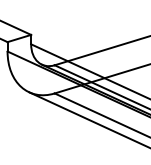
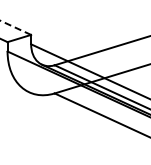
line: solid -> dashed (15, 27)
line: present -> none (88, 119)
